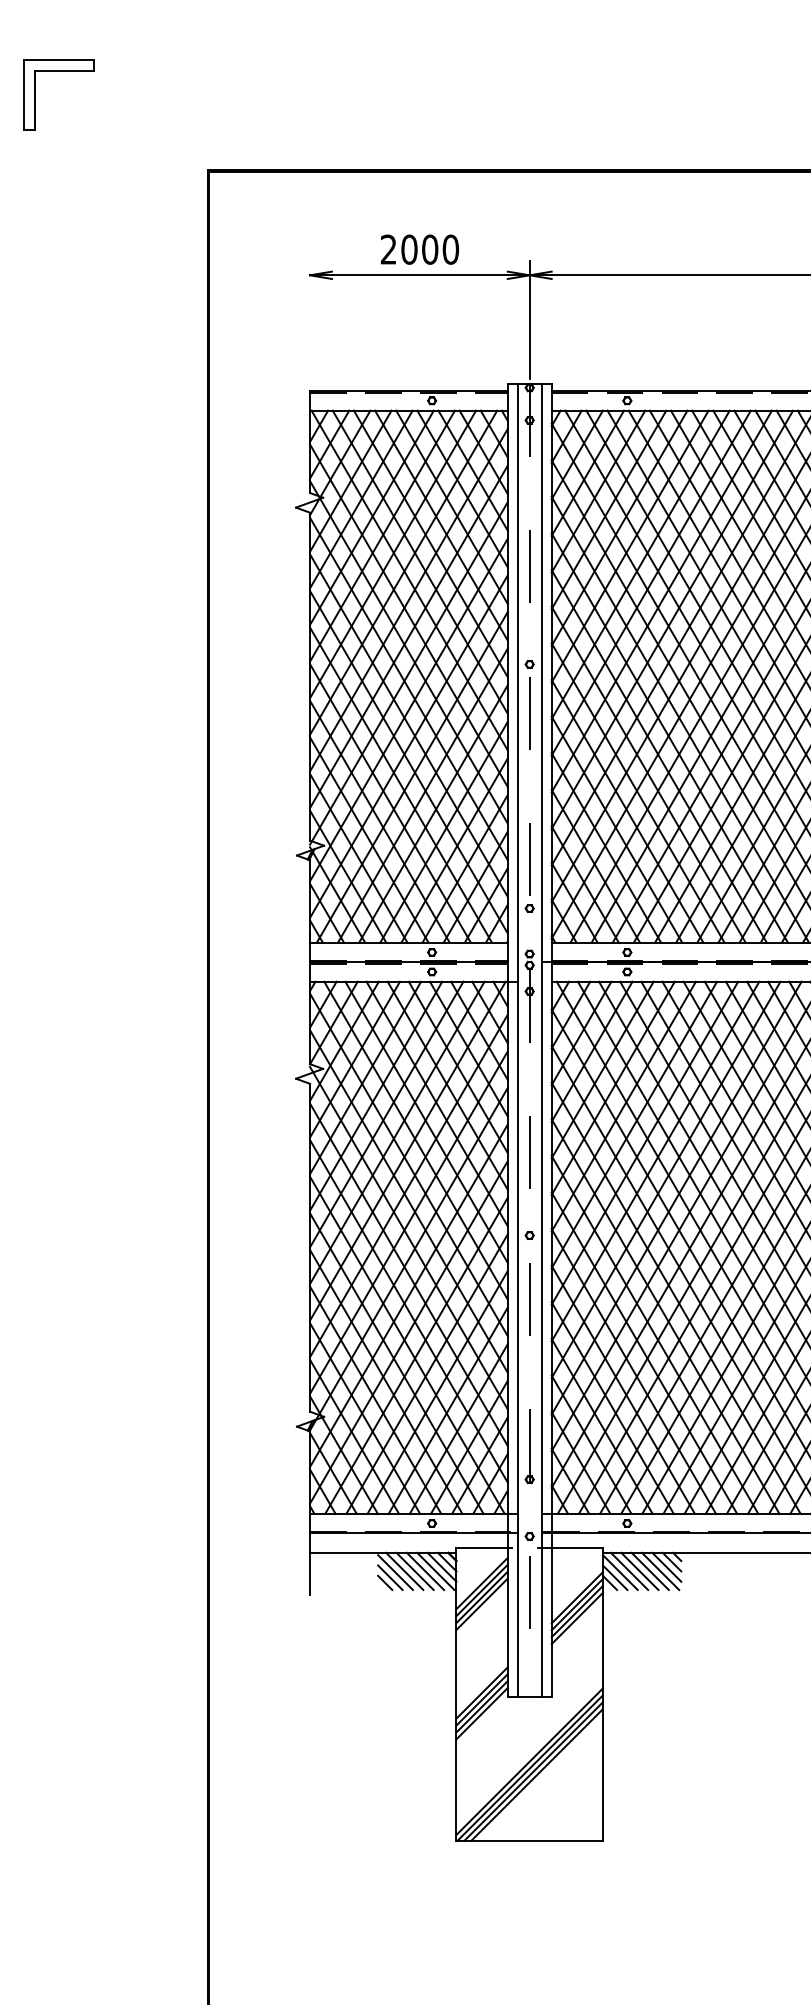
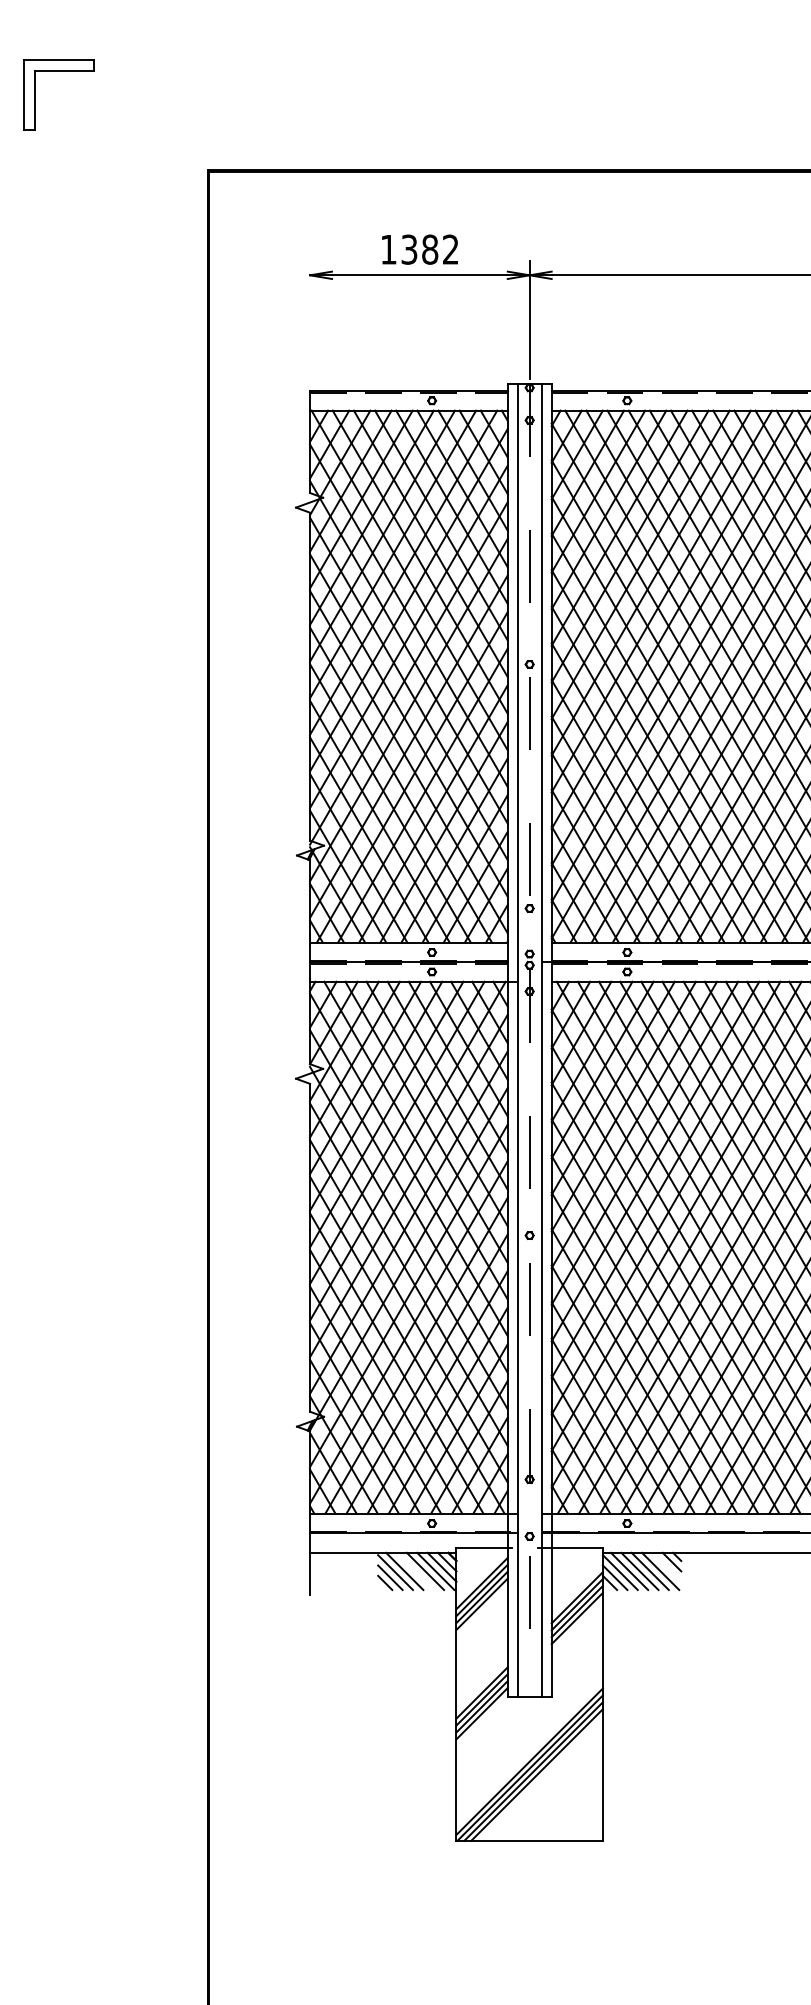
text: 2000 -> 1382 (419, 249)
line: present -> none (666, 1566)
line: present -> none (414, 1571)
